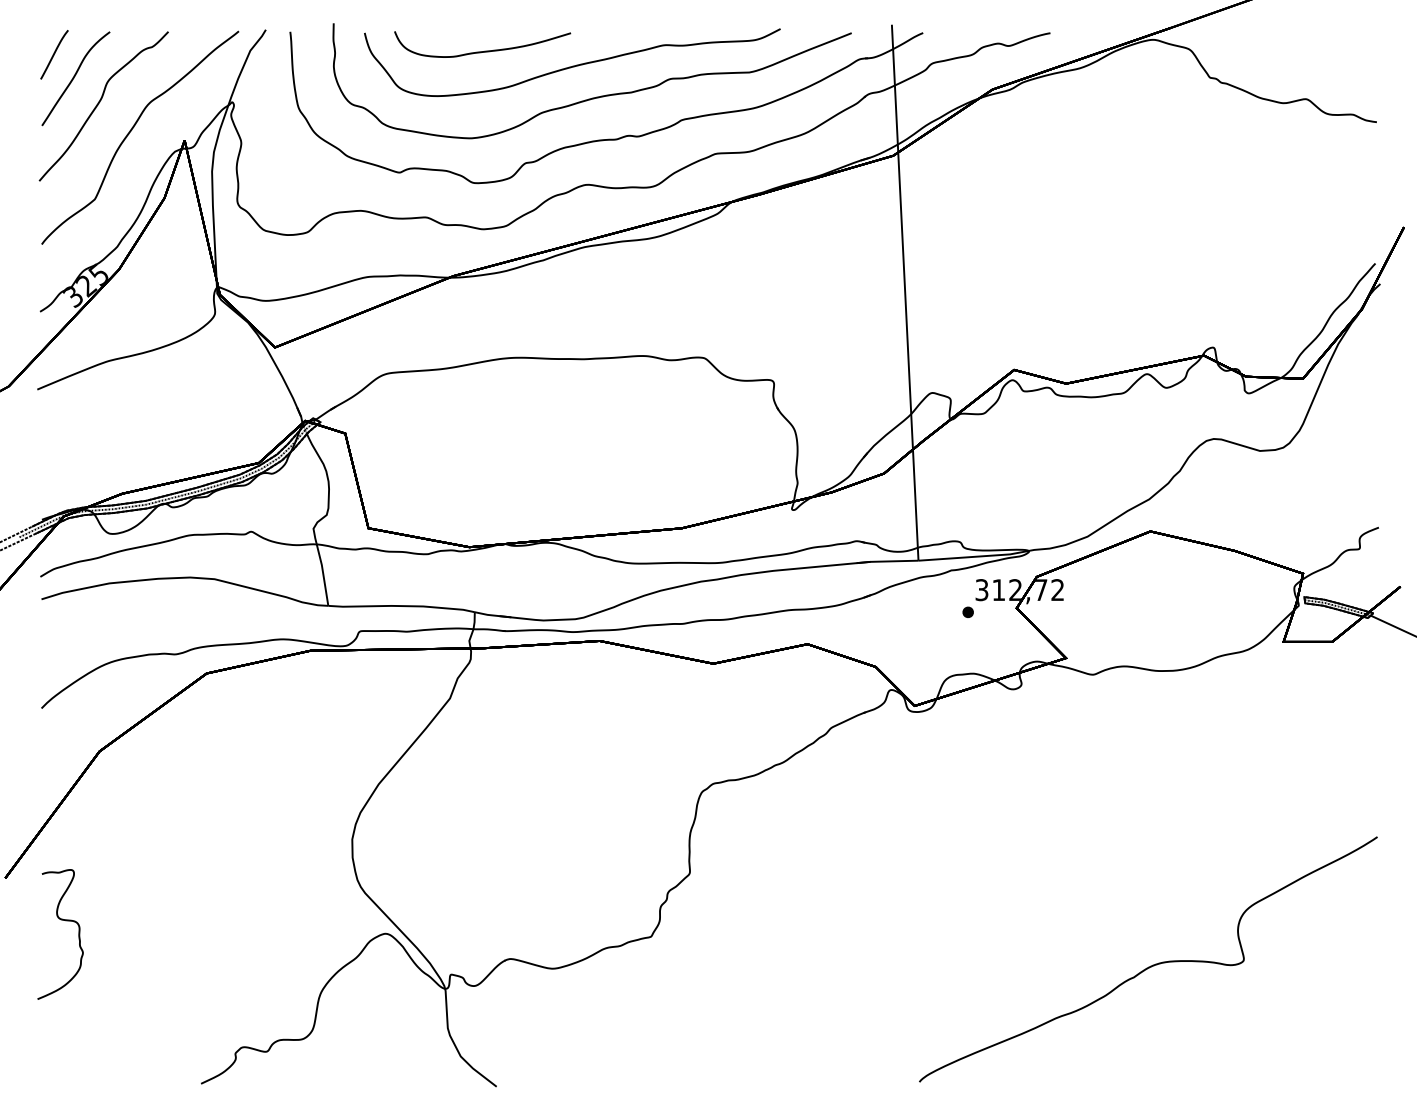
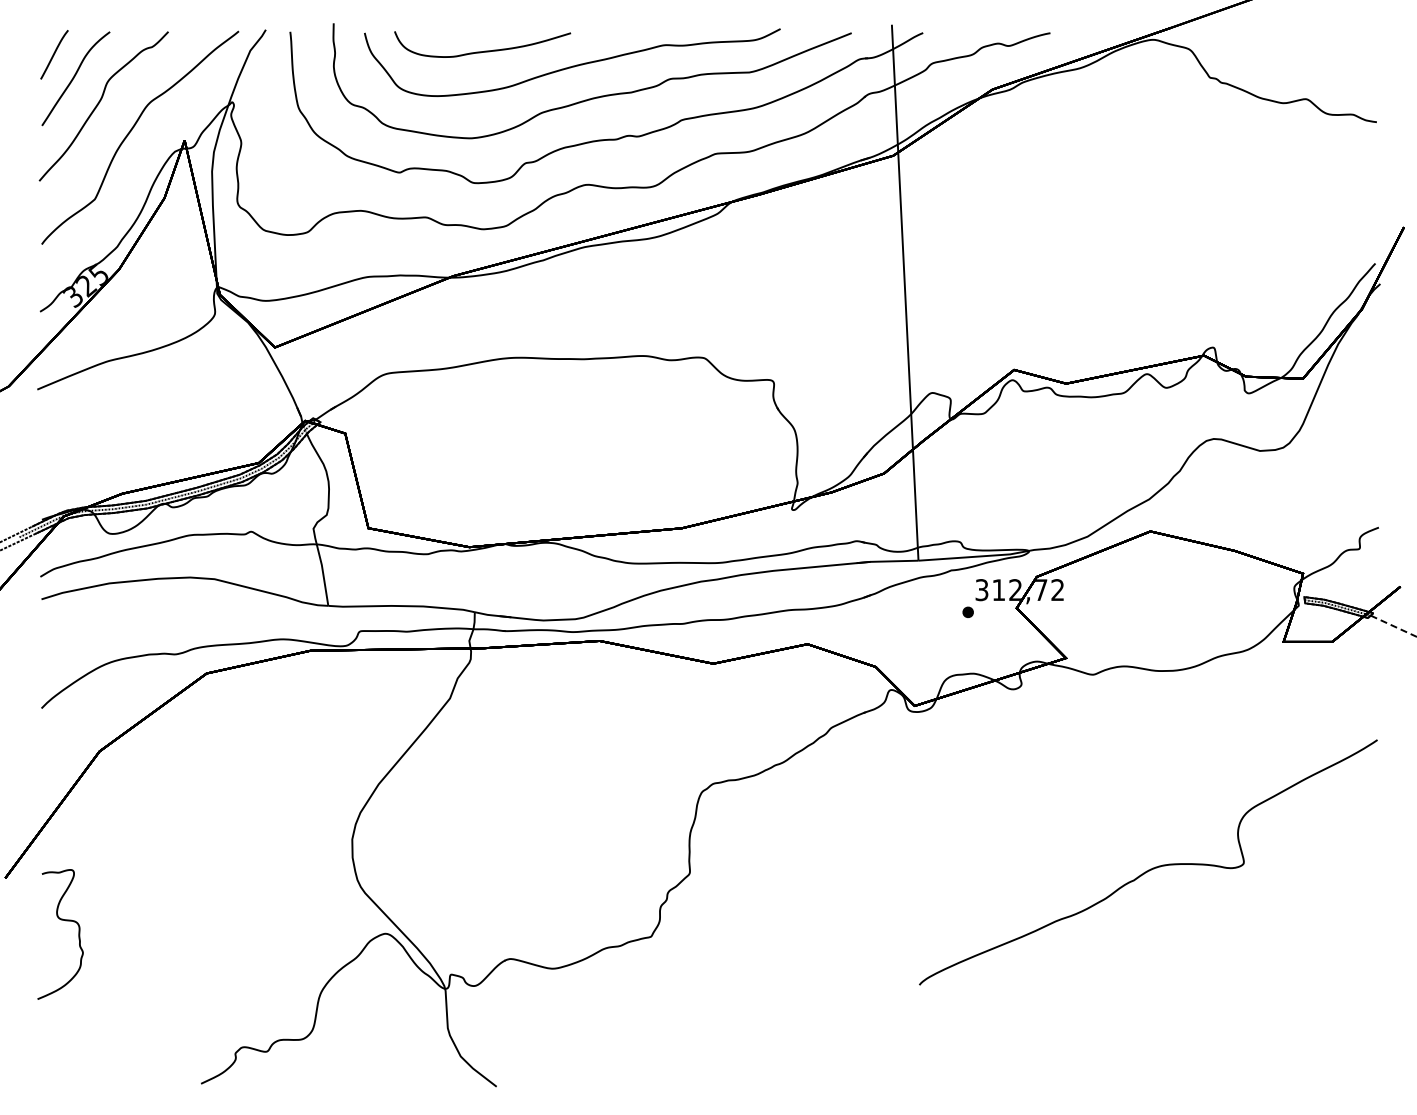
line: solid -> dashed (1394, 626)
curve position: (1150, 965) -> (1150, 868) (1150, 868)
